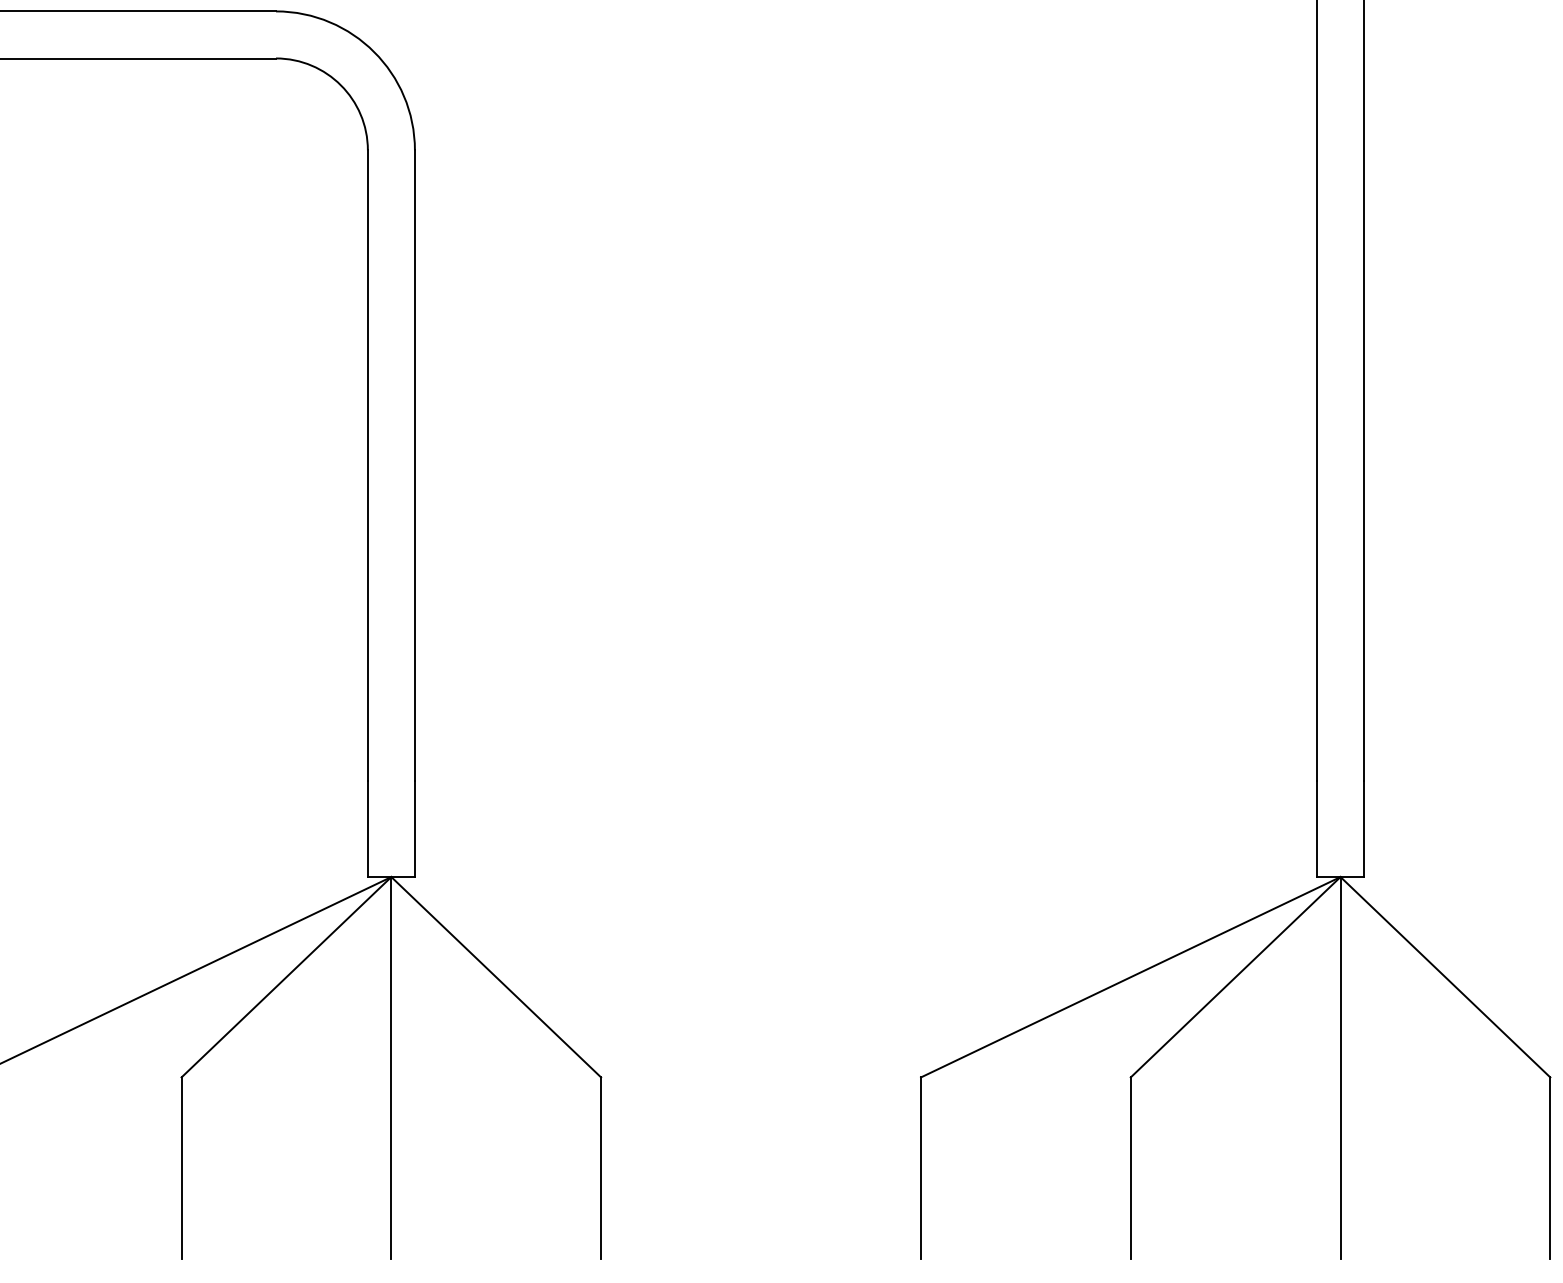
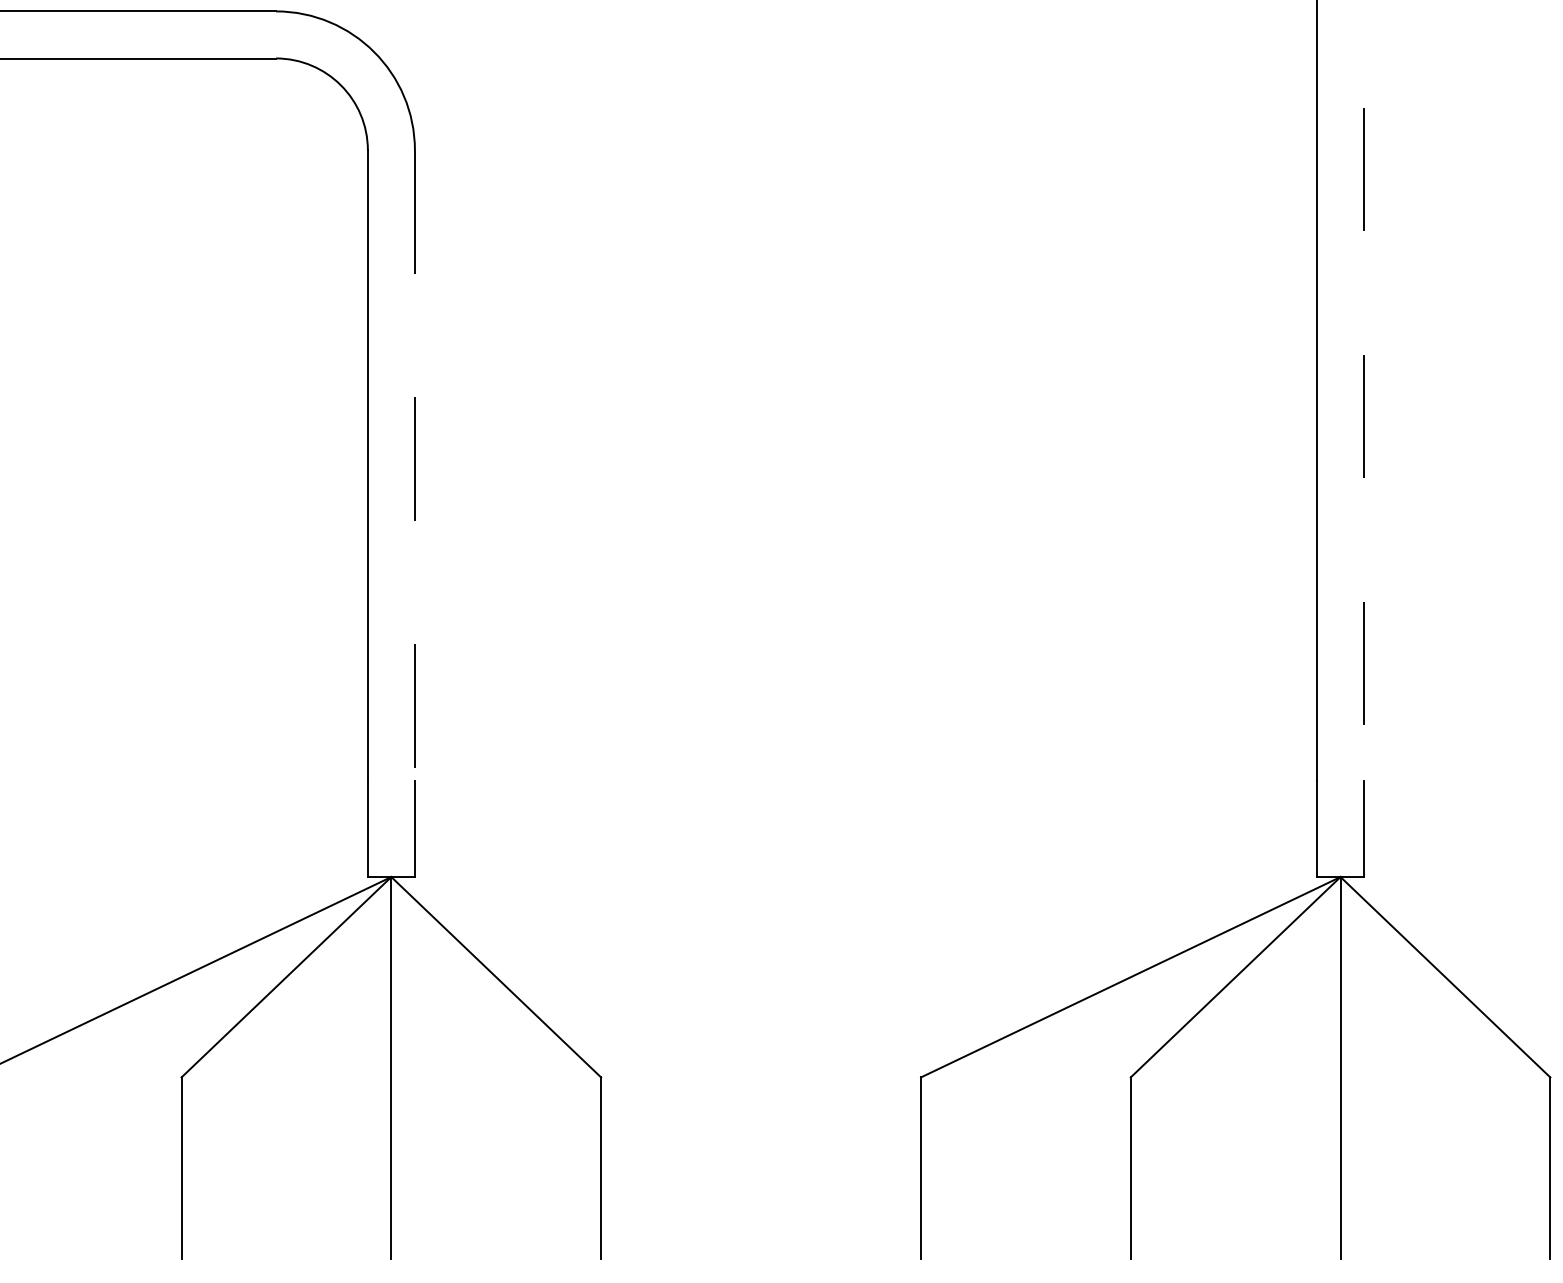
line: solid -> dashed (1364, 391)
line: solid -> dashed (414, 465)
